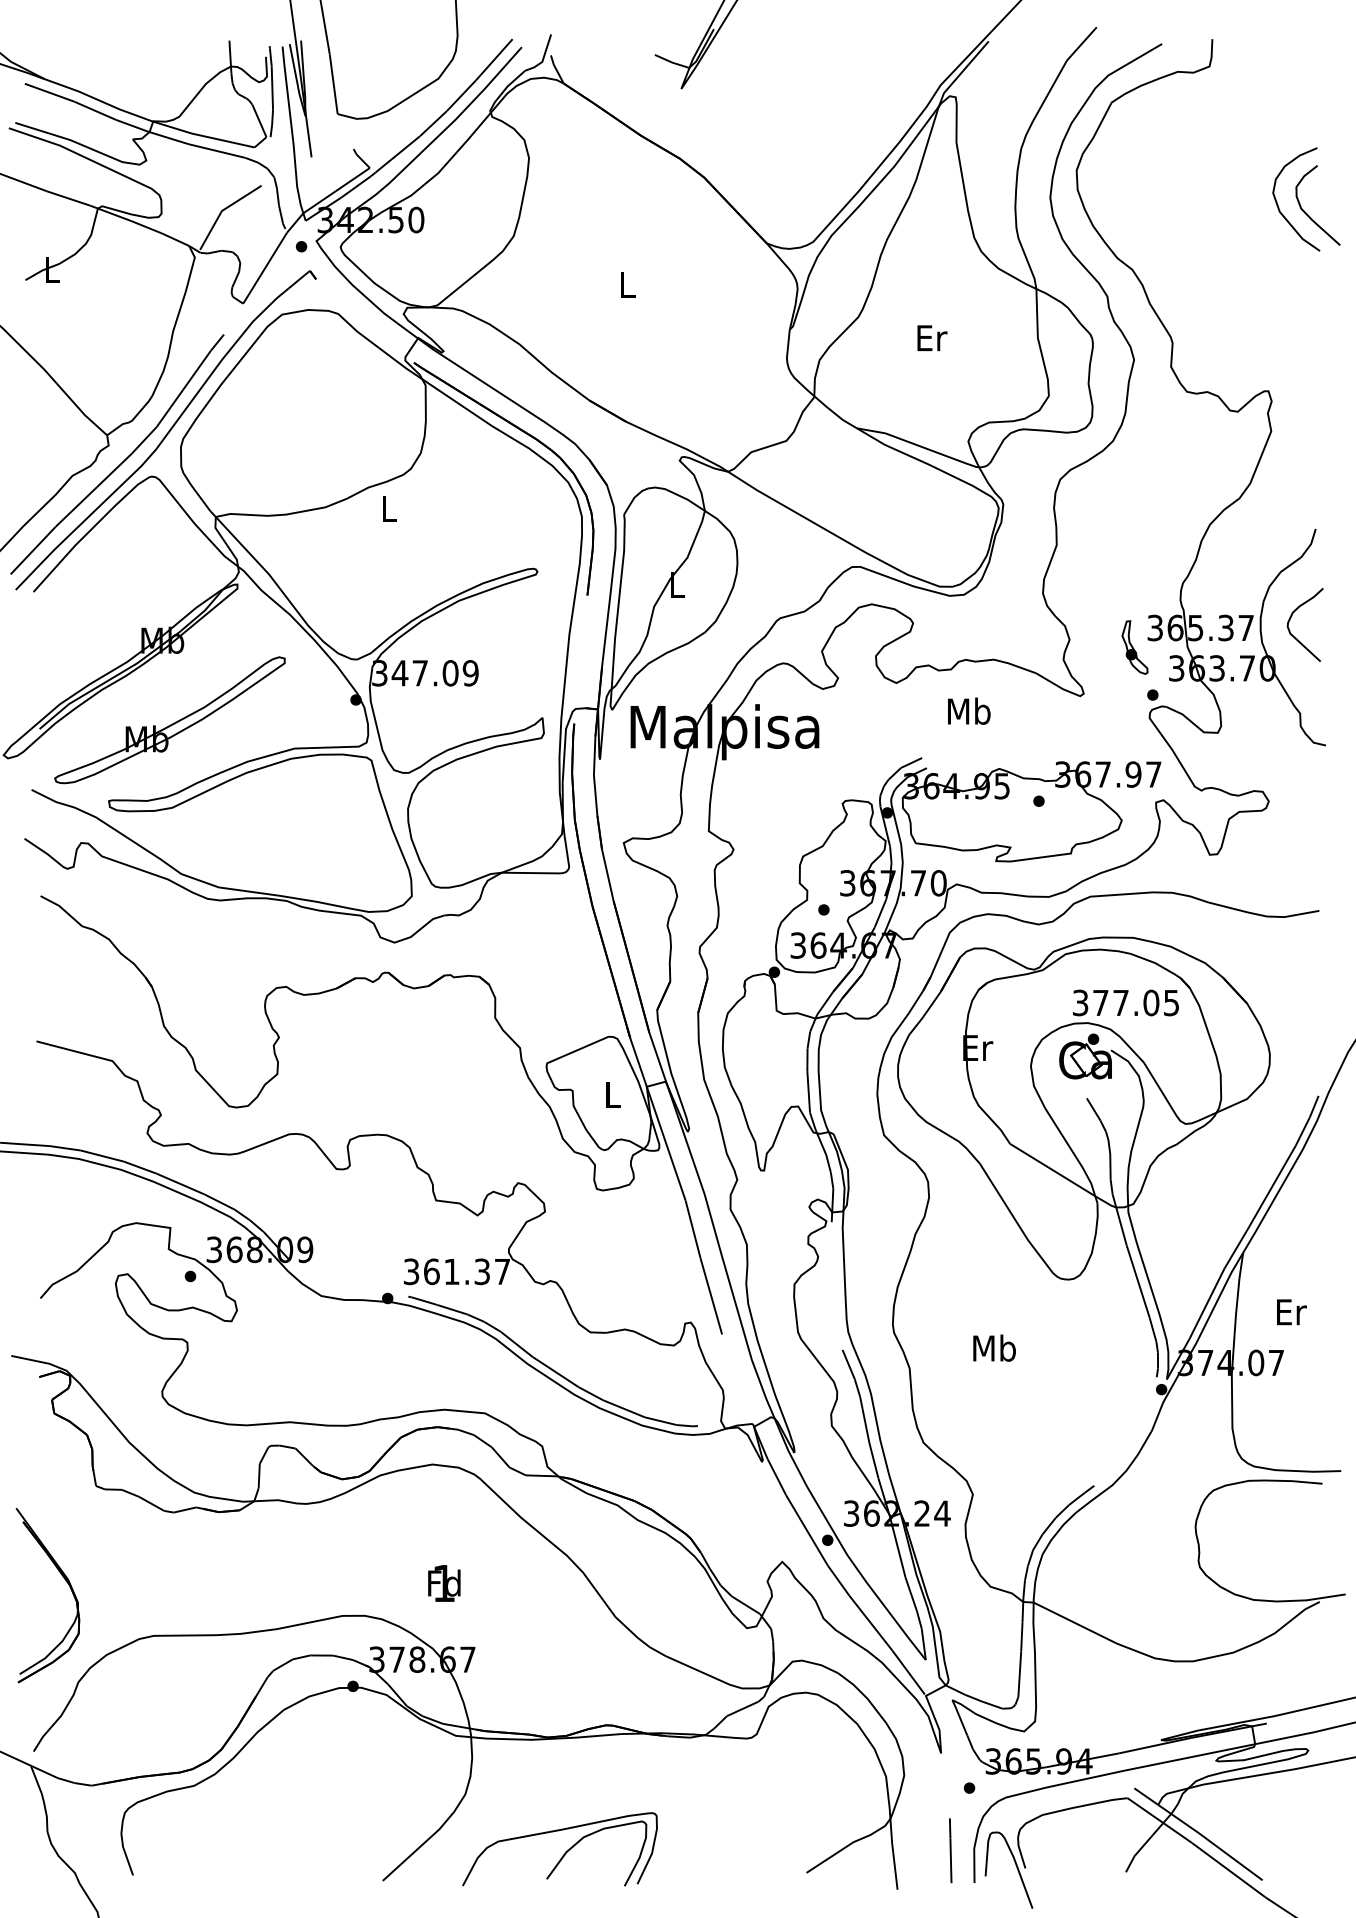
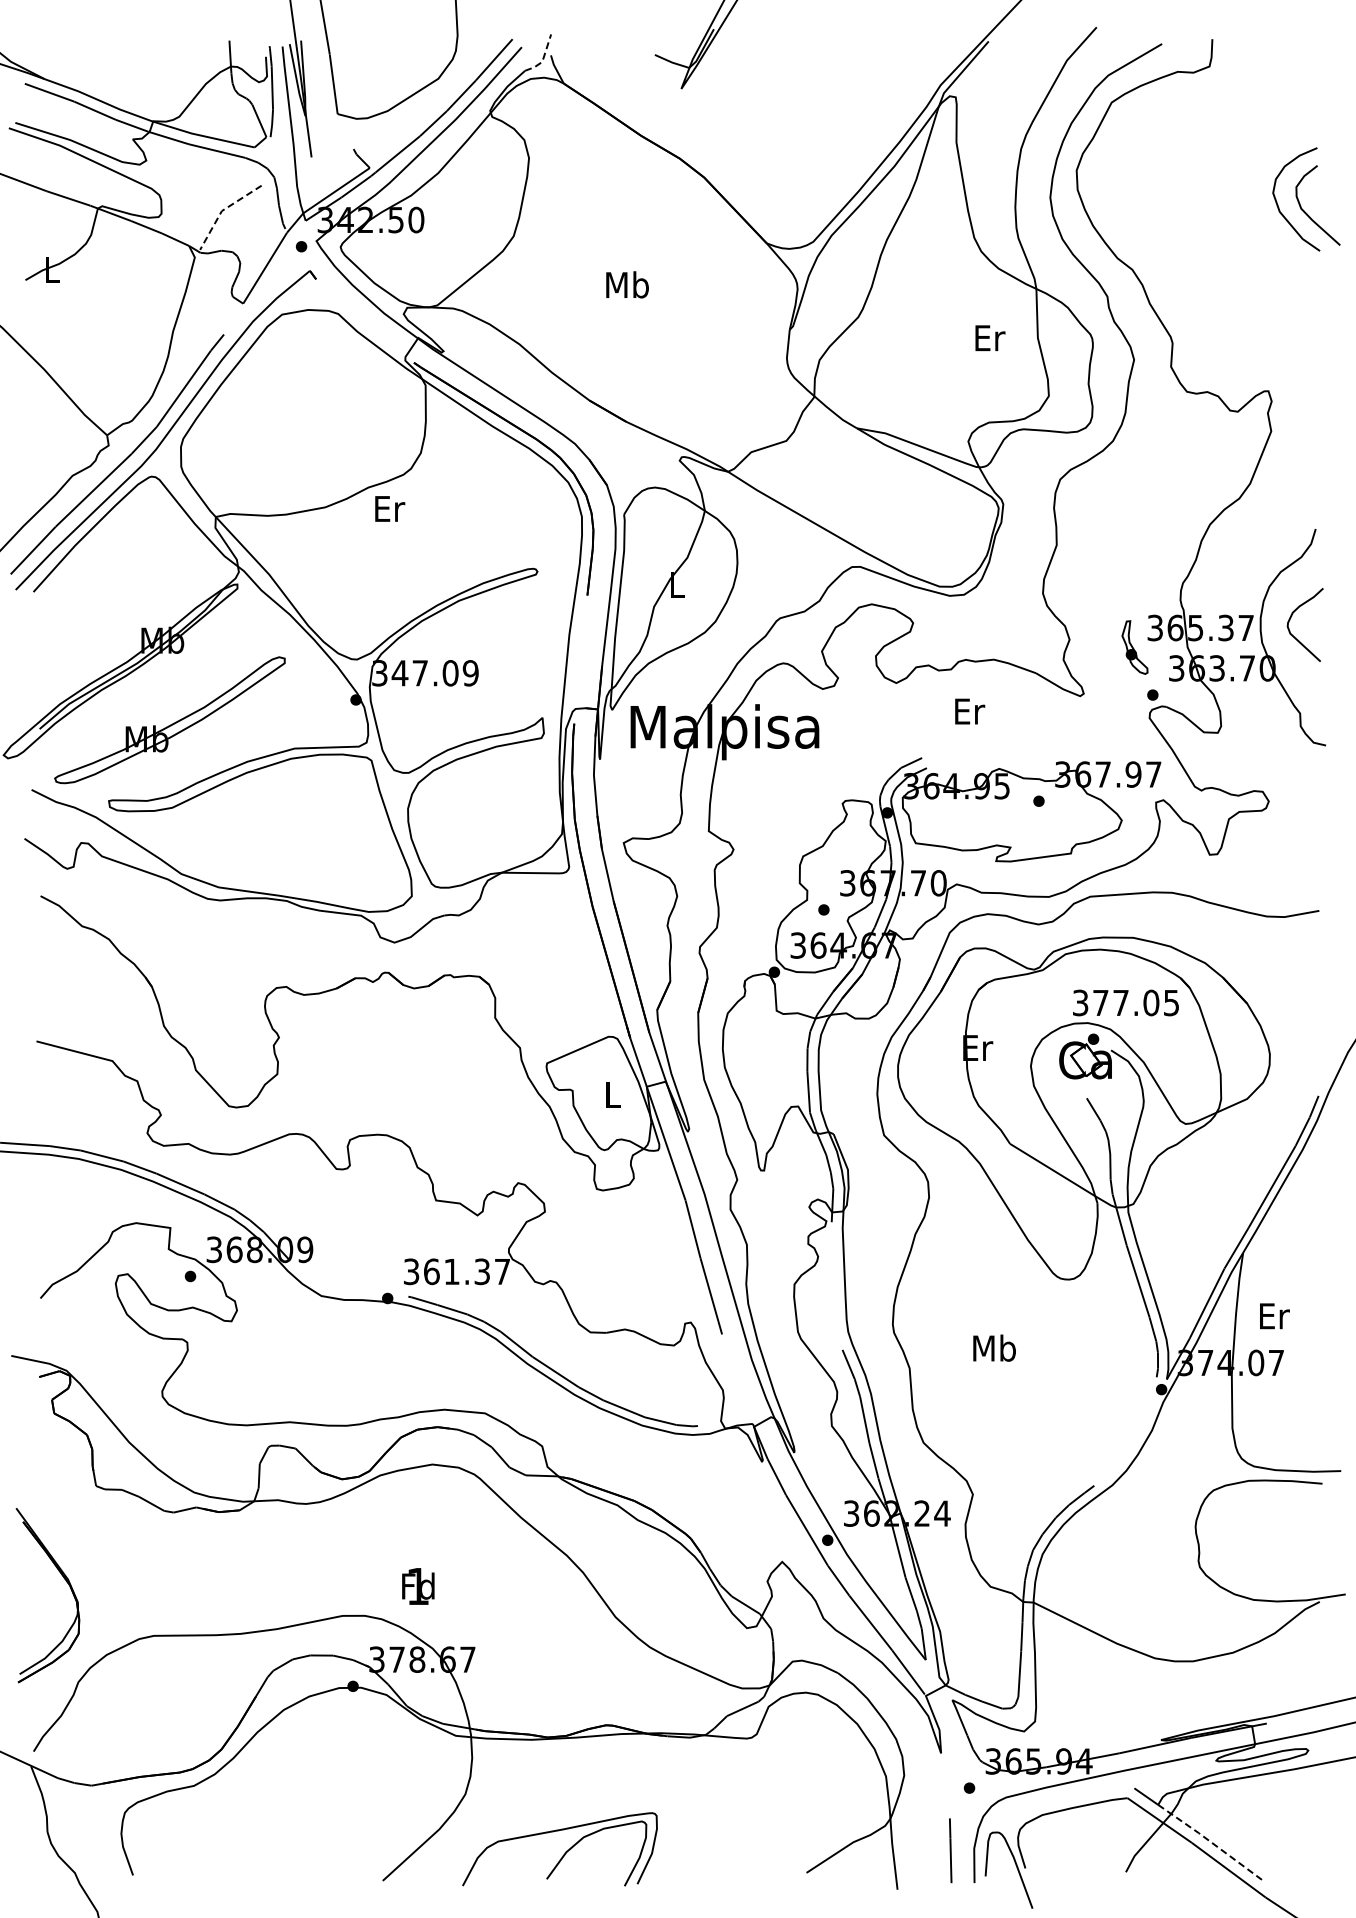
line: solid -> dashed (543, 58)
line: solid -> dashed (222, 210)
text: L -> Mb (627, 284)
text position: (932, 338) -> (990, 338) (990, 338)
text: L -> Er (390, 508)
text: Mb -> Er (969, 710)
text position: (1291, 1312) -> (1274, 1316) (1274, 1316)
text position: (444, 1583) -> (418, 1586) (418, 1586)
line: solid -> dashed (1210, 1841)
